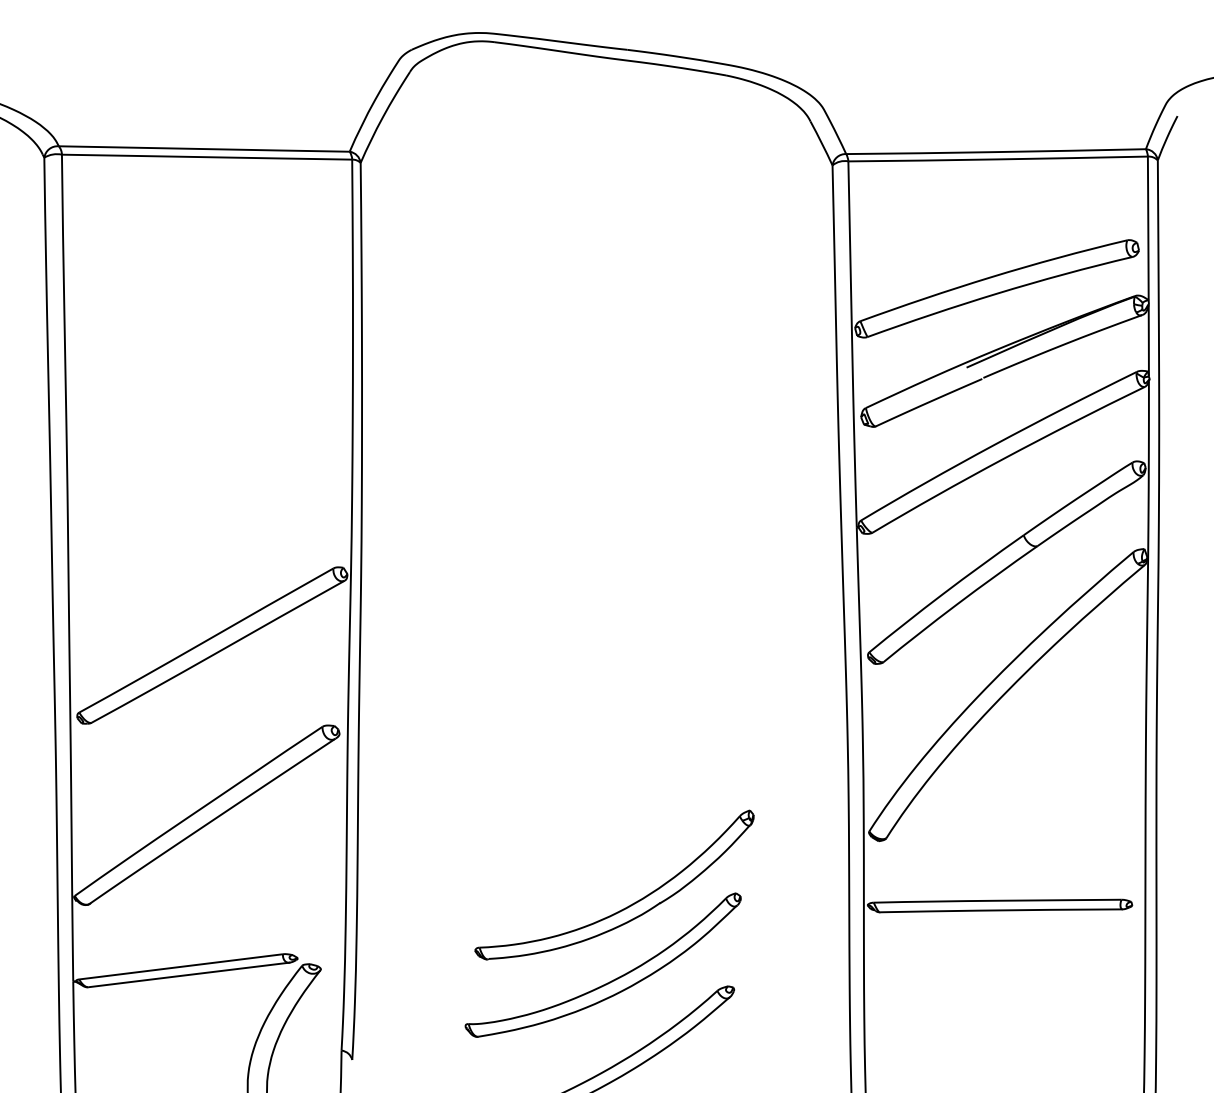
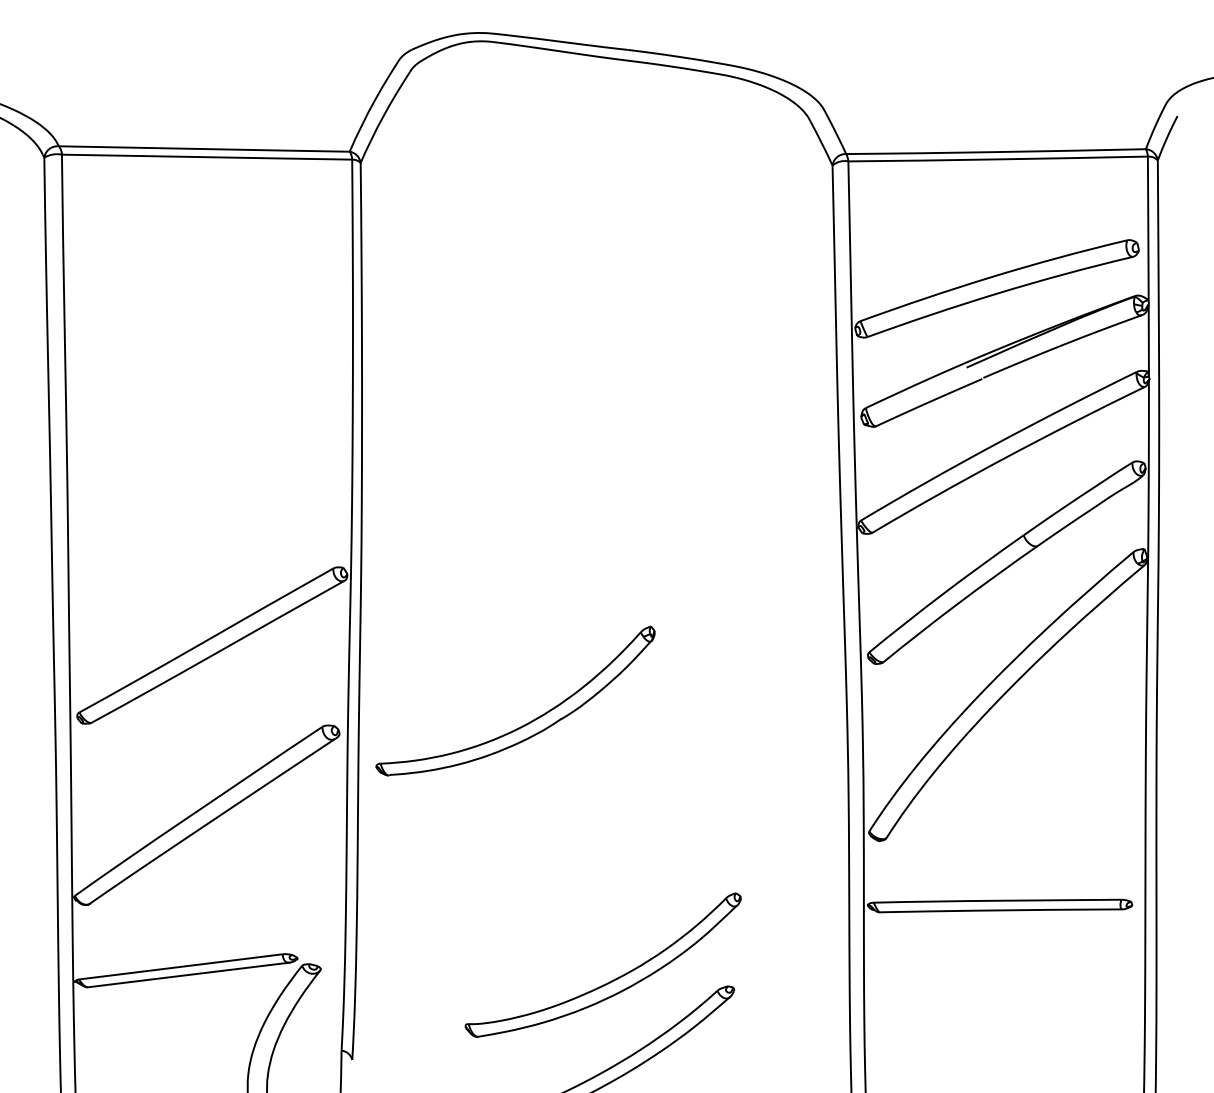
part position: (628, 905) -> (529, 721) (529, 721)
